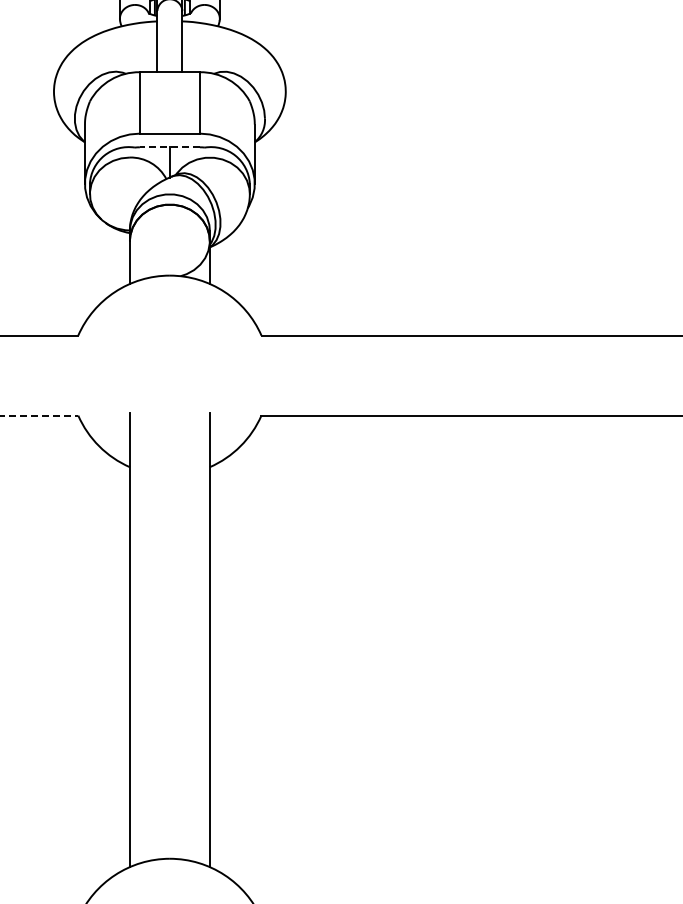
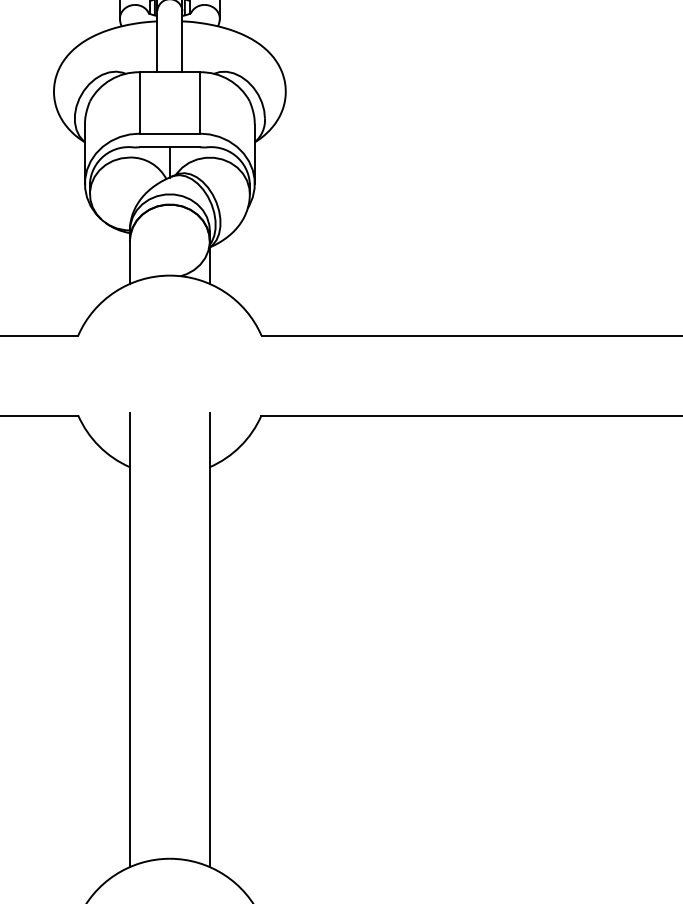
line: dashed -> solid (169, 147)
line: dashed -> solid (39, 415)
